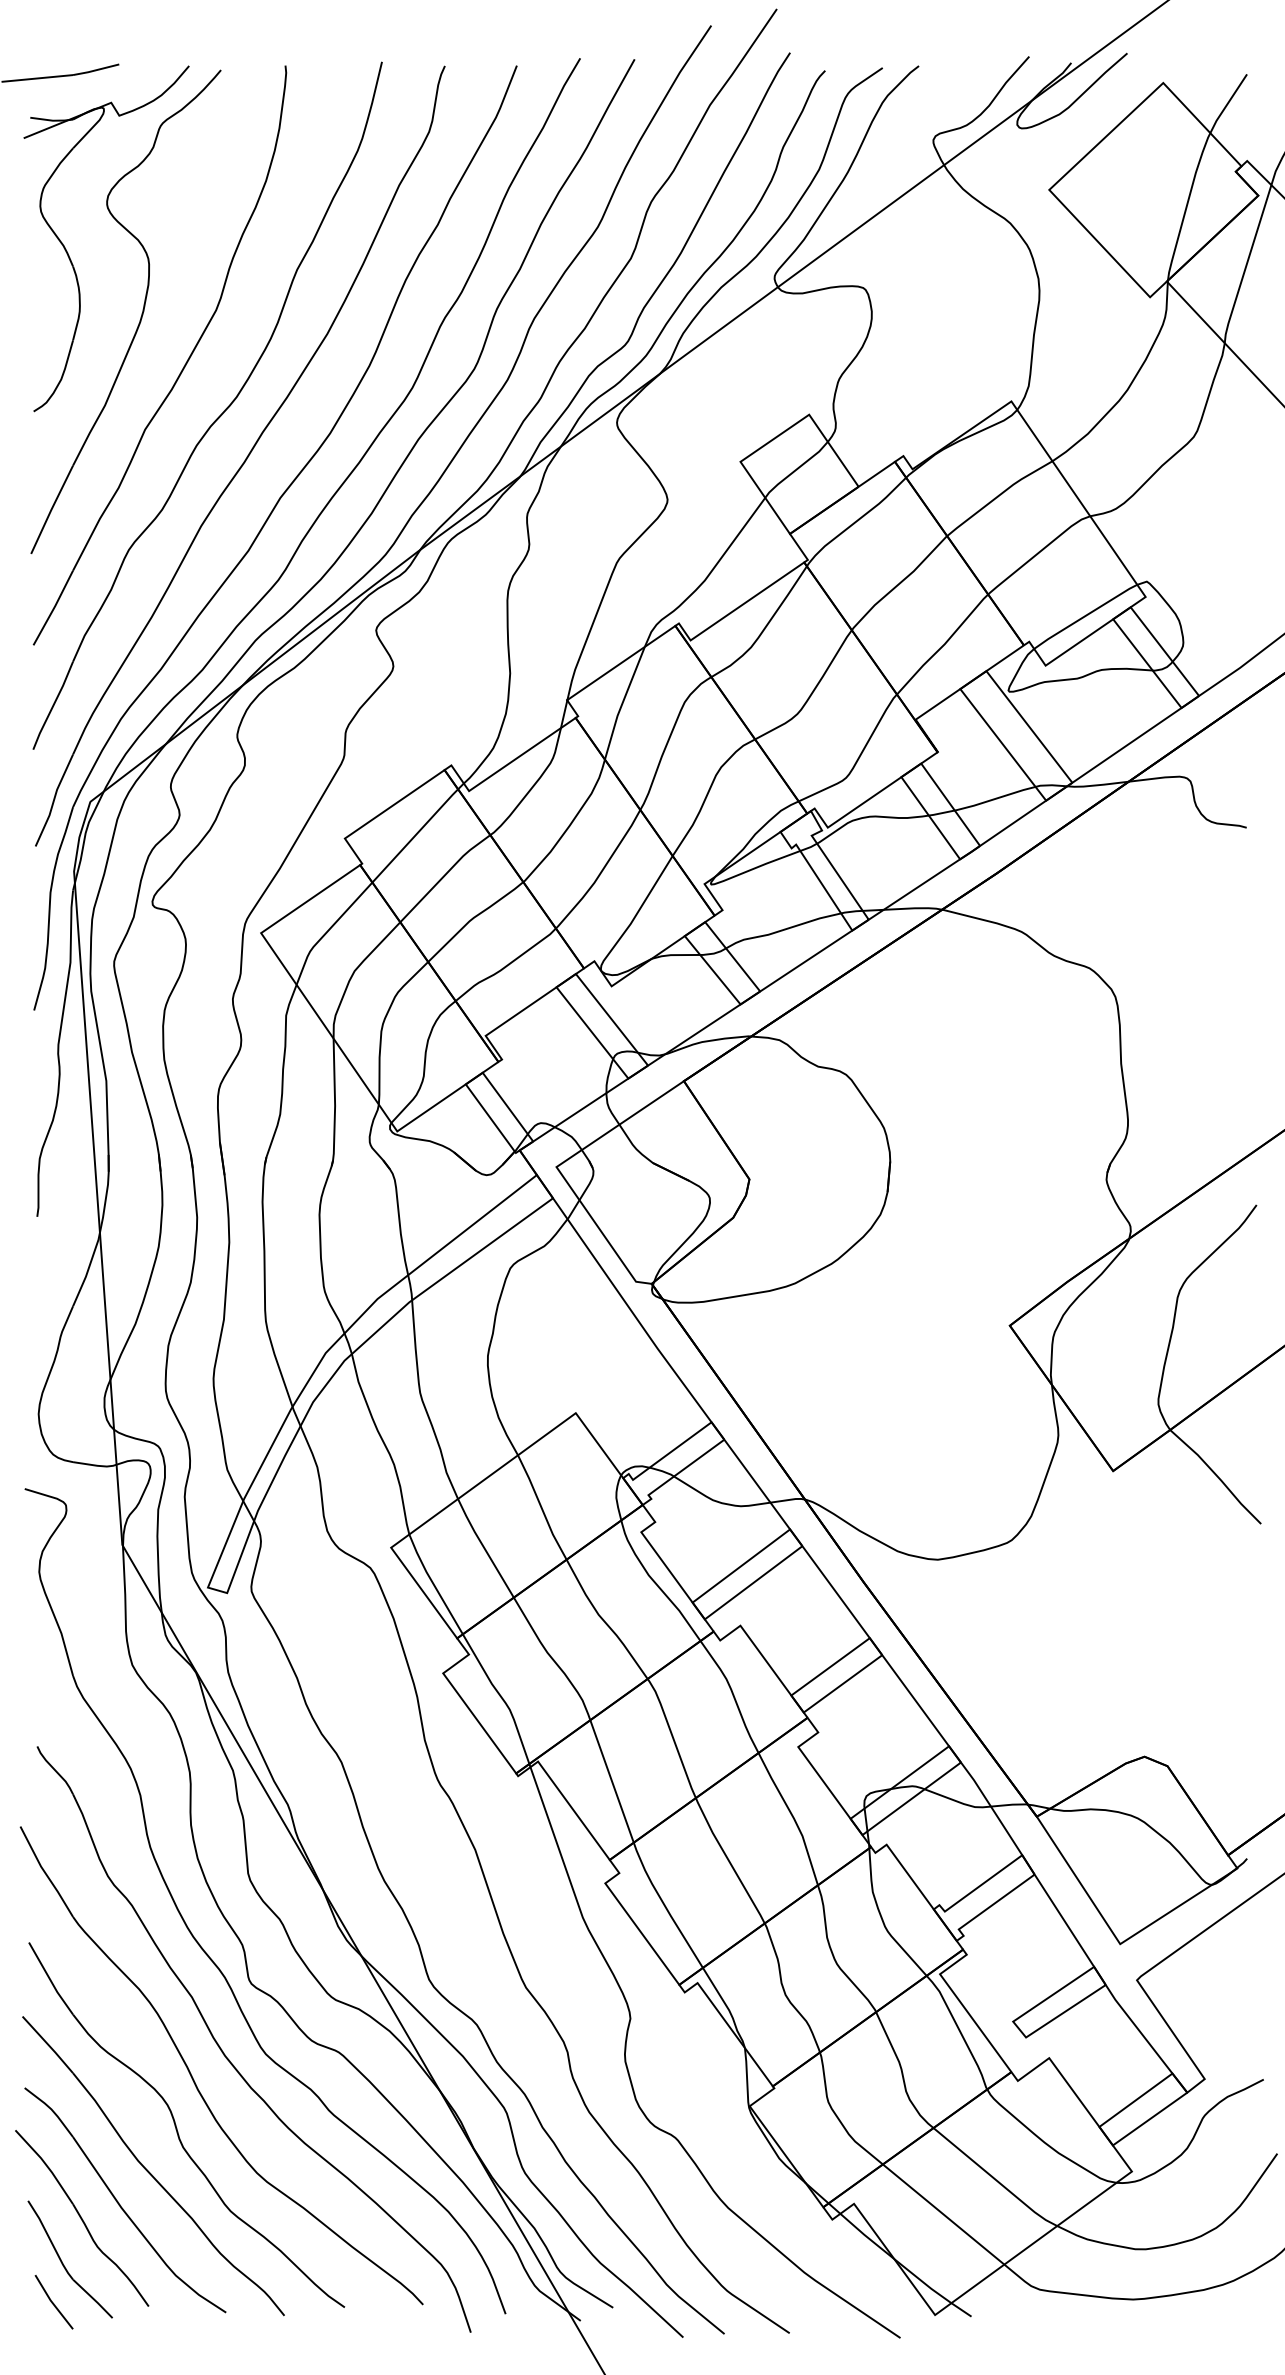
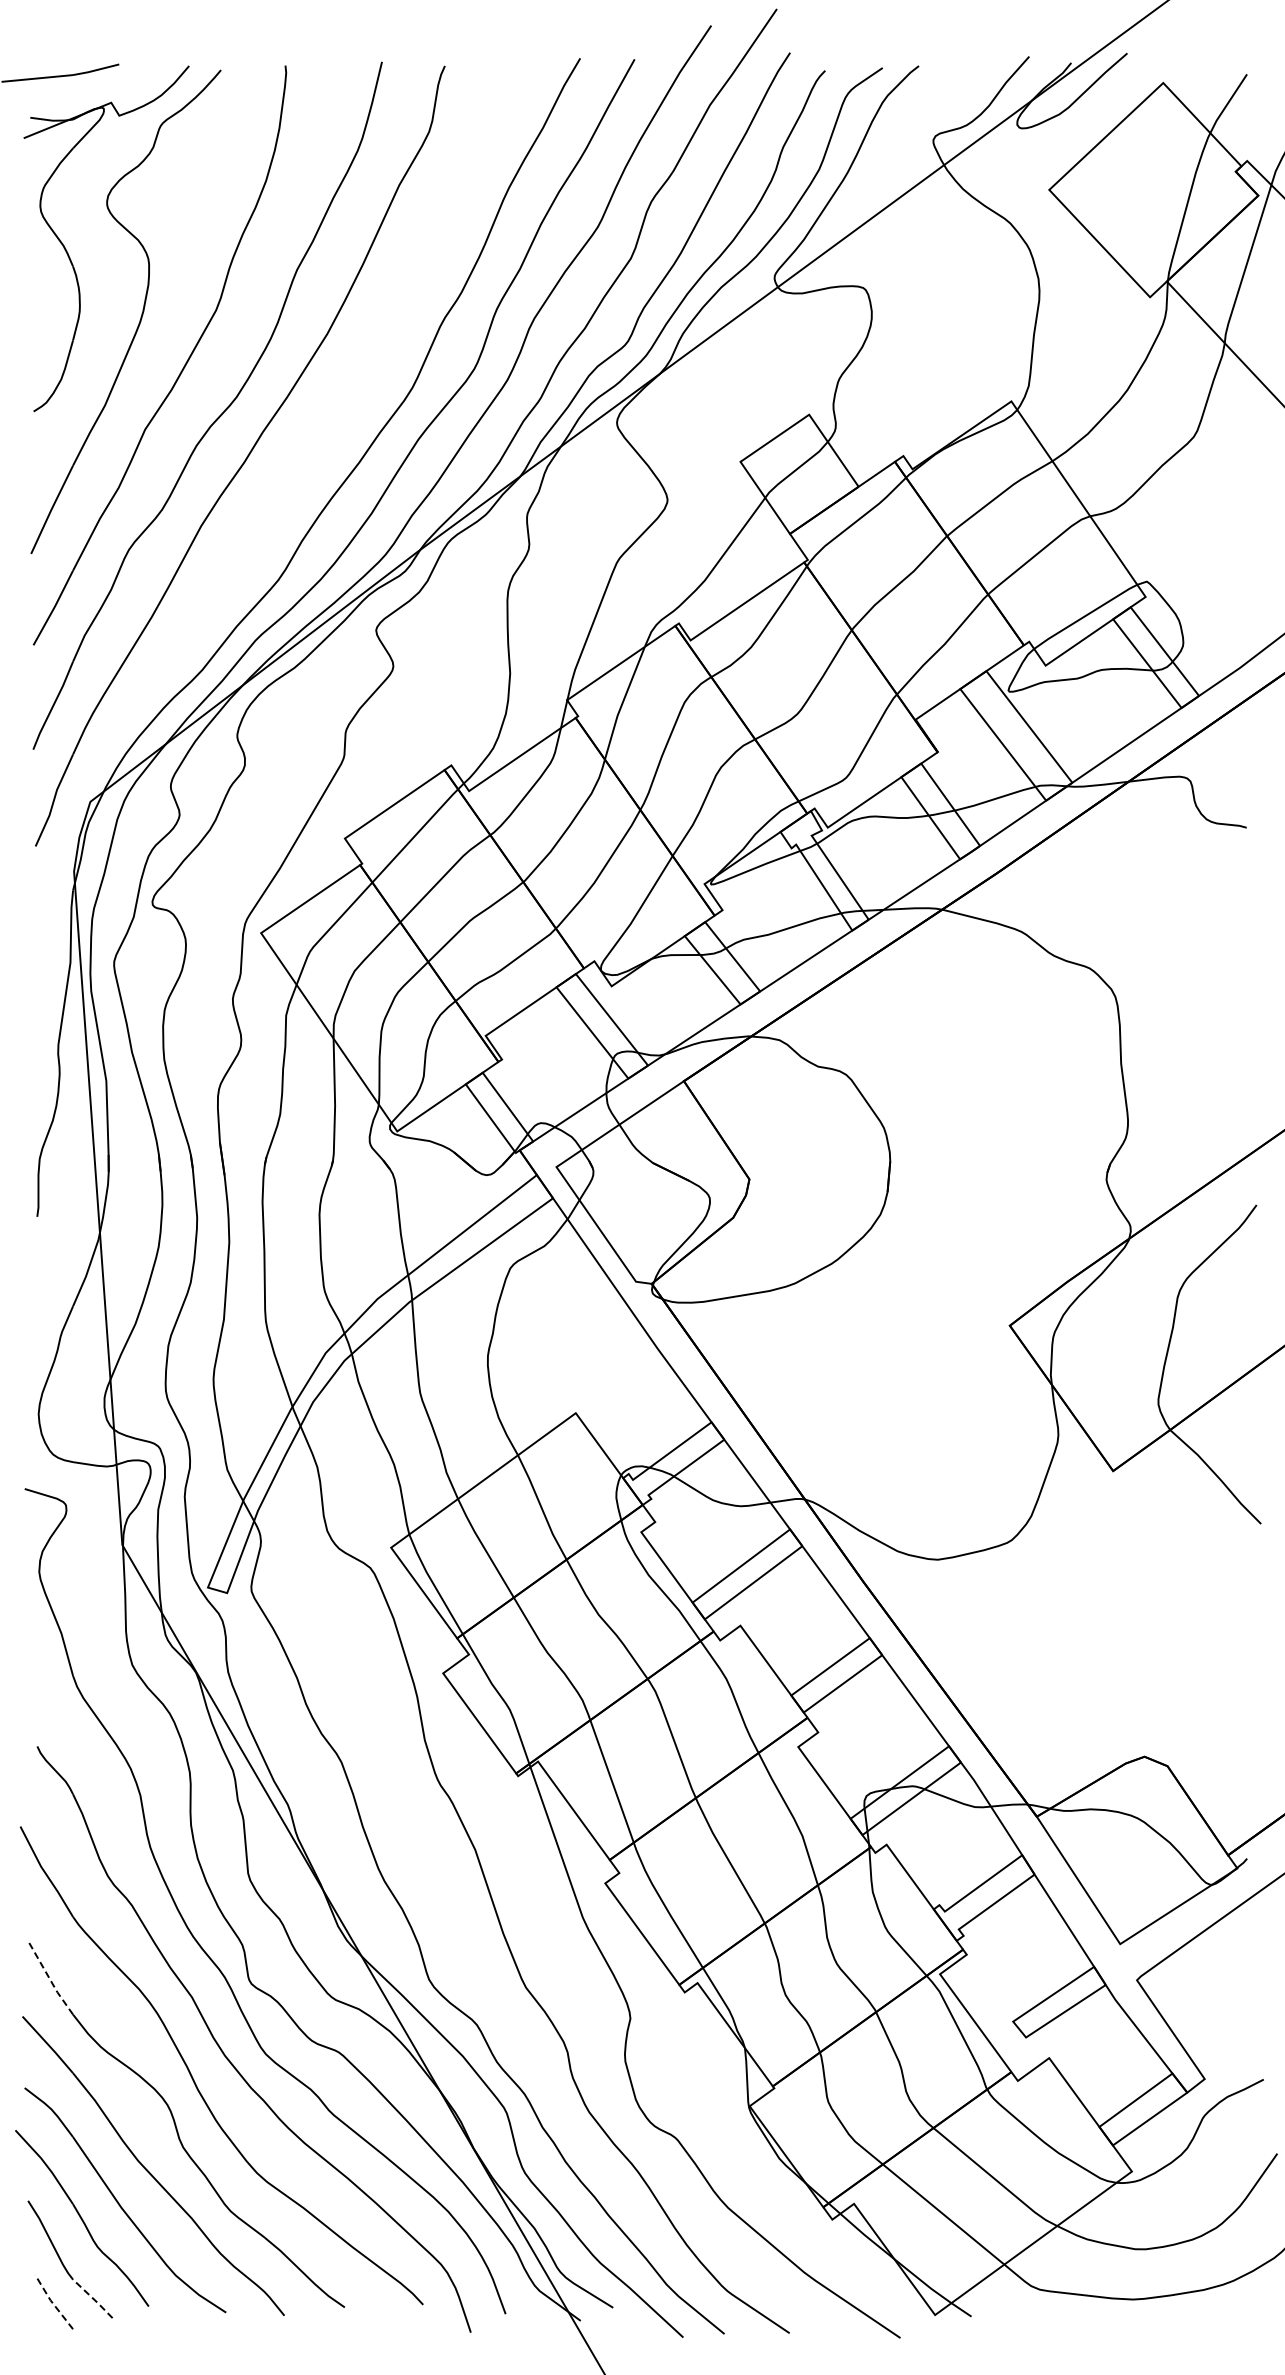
part: present -> none (261, 531)
line: solid -> dashed (50, 1979)
line: solid -> dashed (93, 2299)
line: solid -> dashed (52, 2302)
